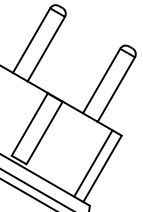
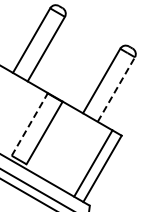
line: solid -> dashed (116, 89)
line: solid -> dashed (30, 124)
